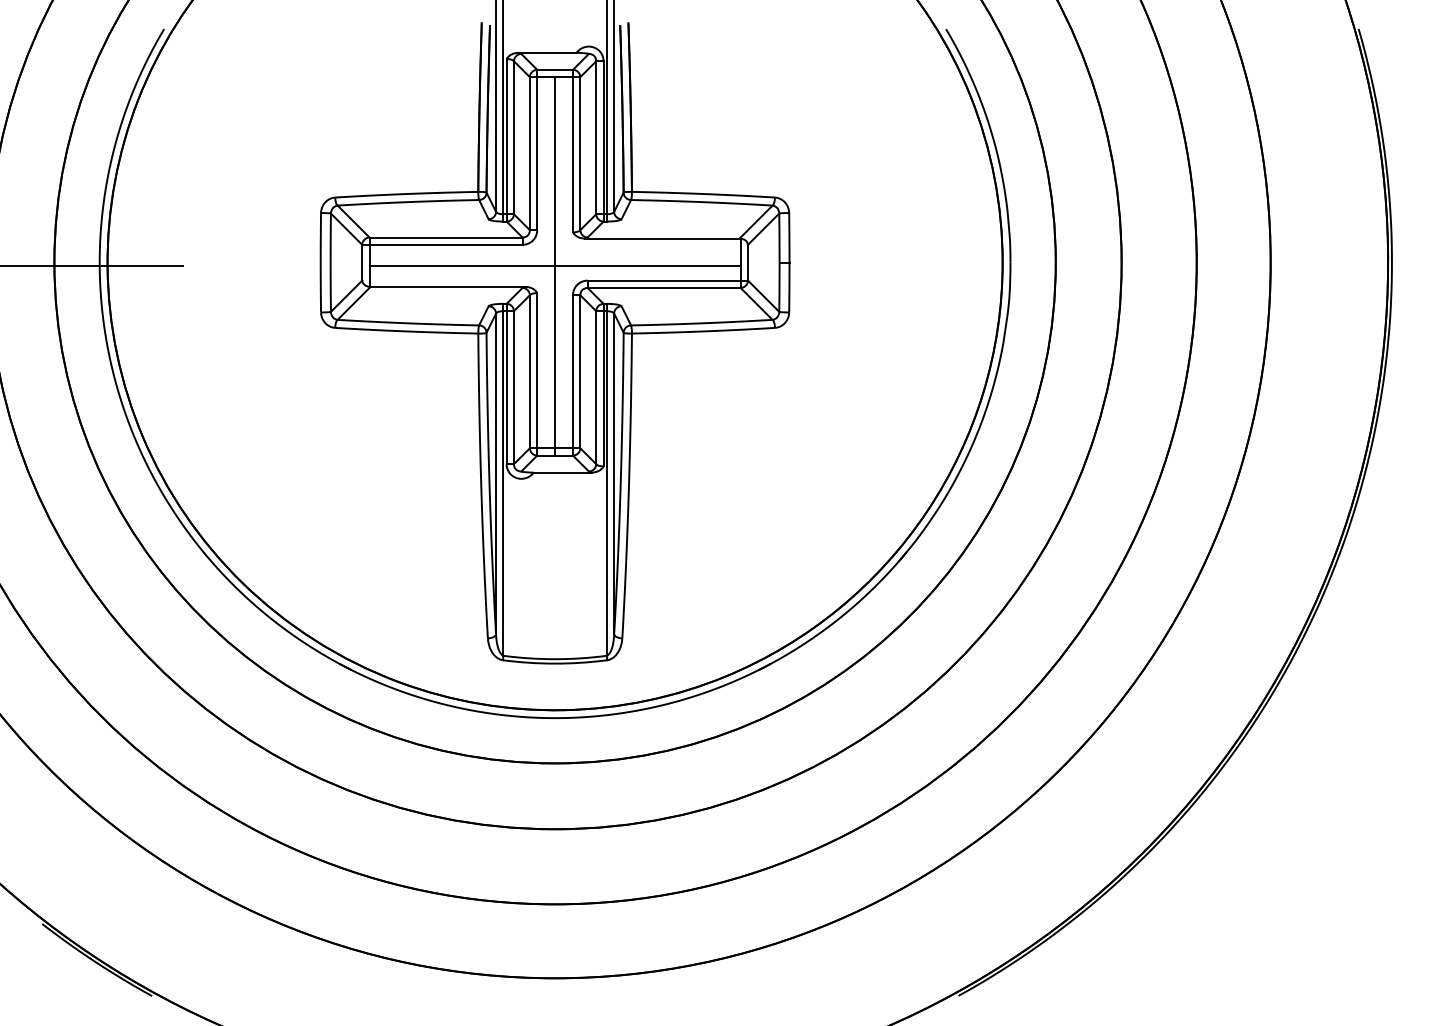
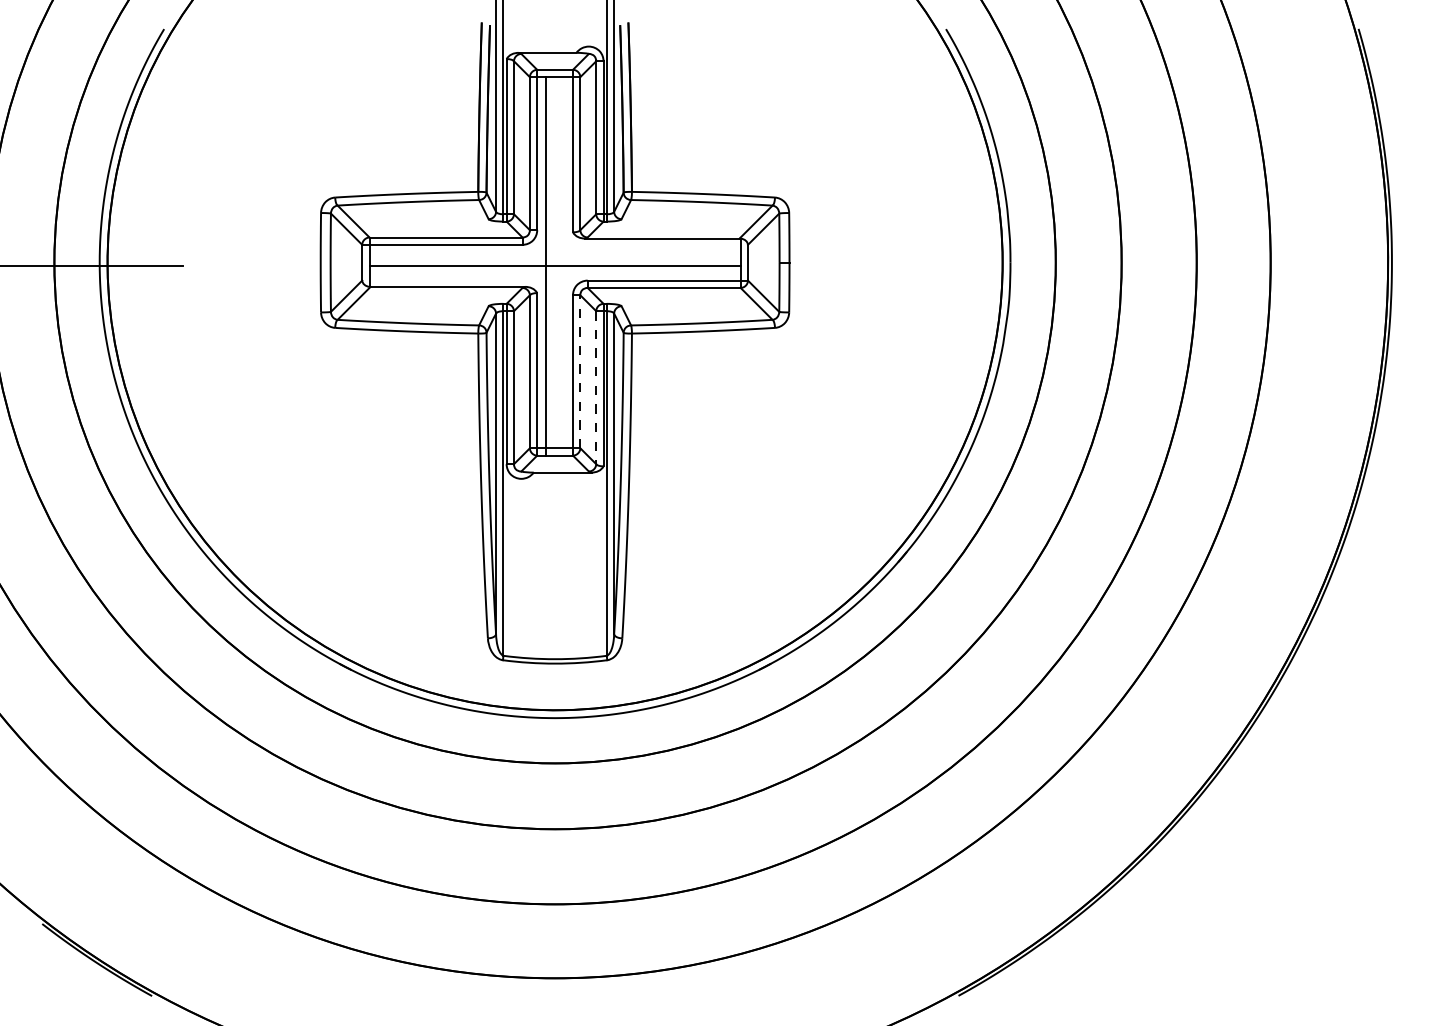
line position: (555, 266) -> (546, 266) (546, 266)
line: solid -> dashed (580, 371)
line: solid -> dashed (596, 388)
